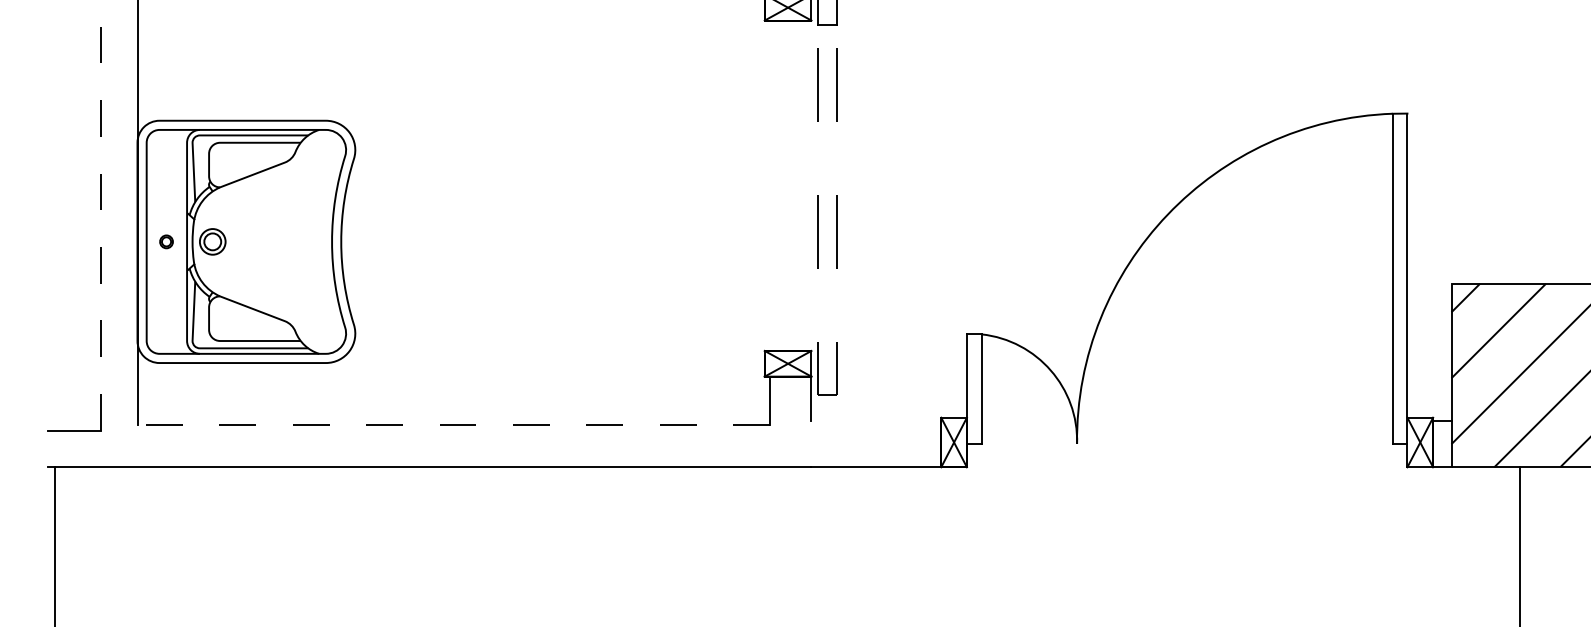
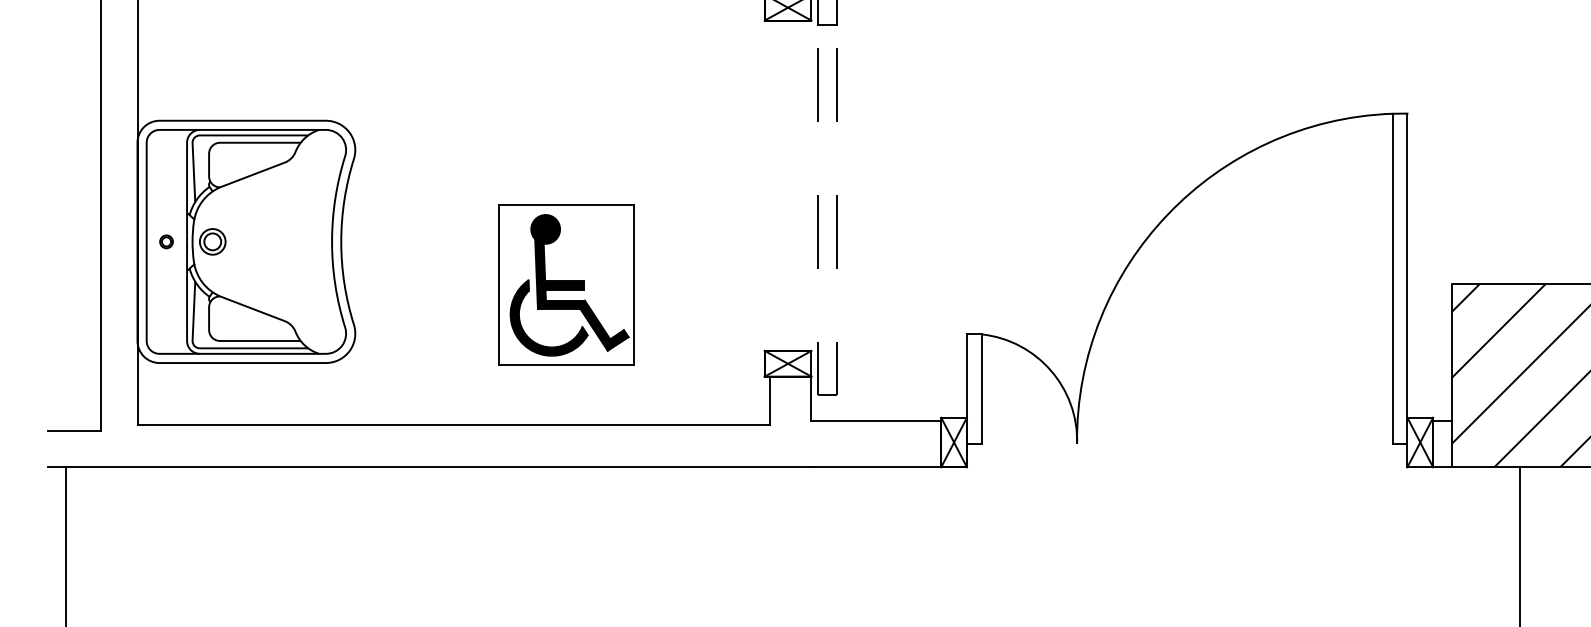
line: dashed -> solid (101, 214)
part: none -> present (566, 284)
line: none -> present (876, 420)
line: dashed -> solid (453, 425)
line position: (54, 545) -> (65, 545) (65, 545)
